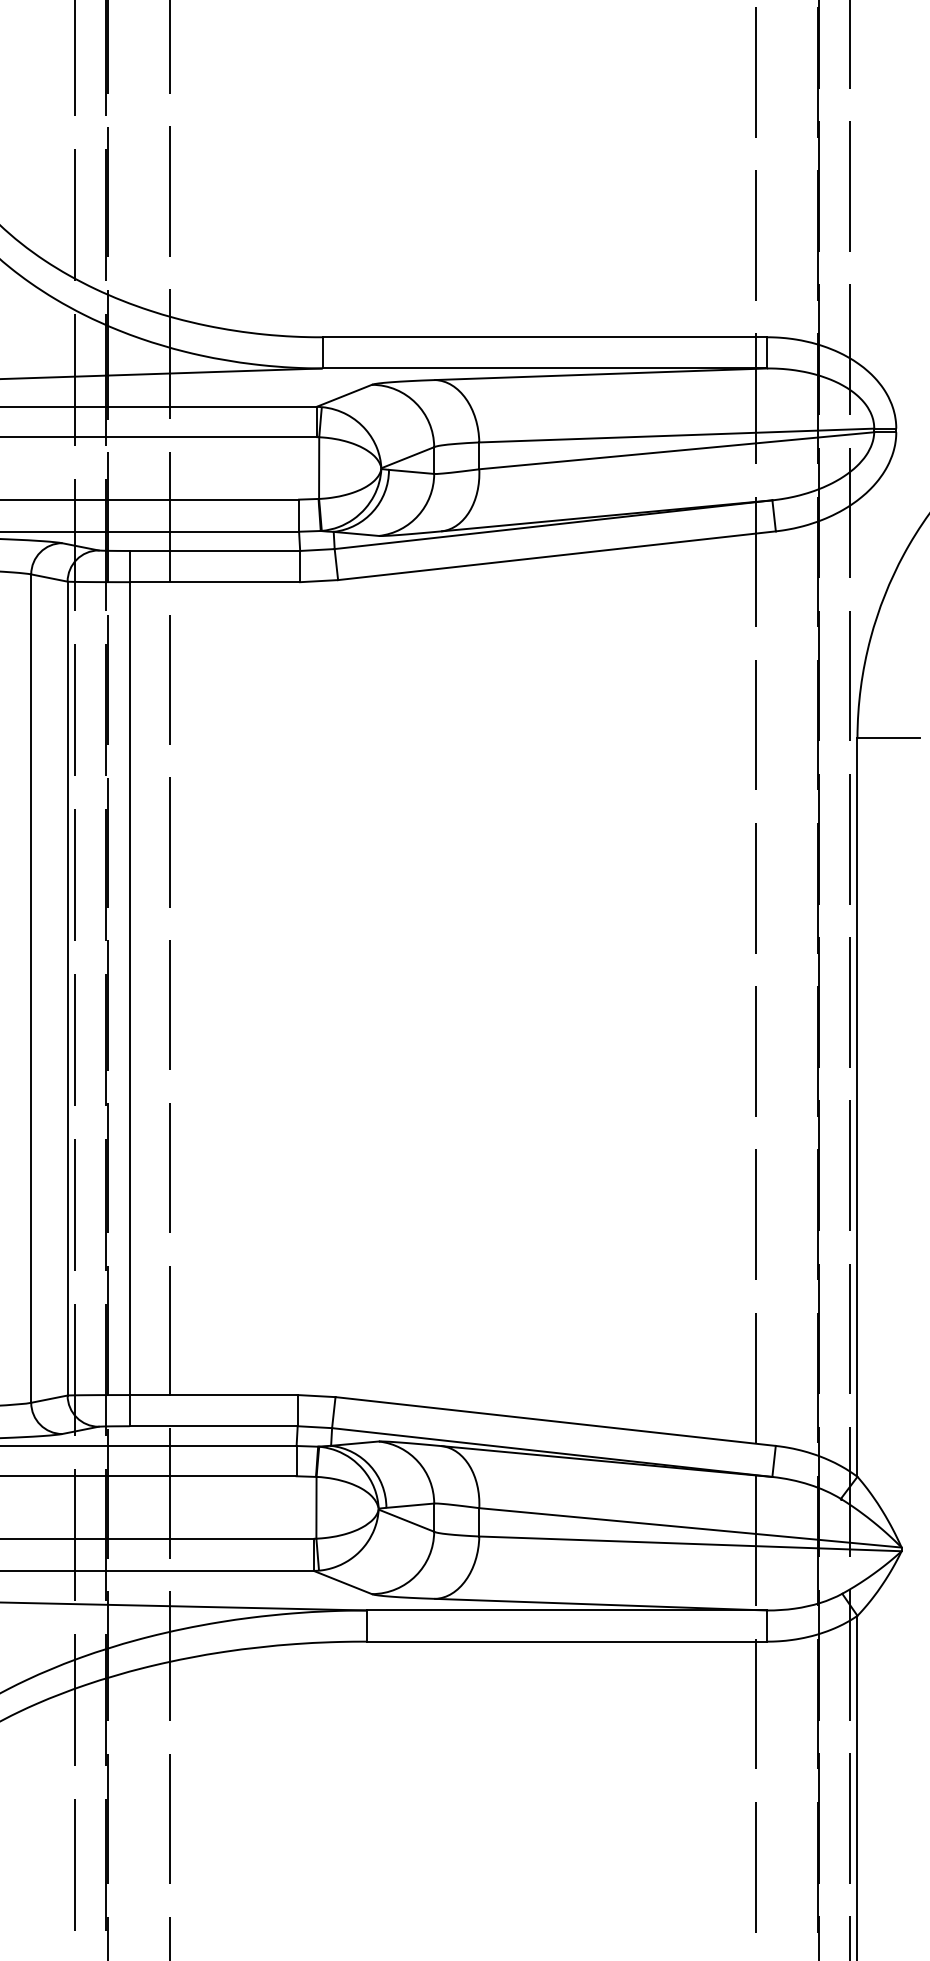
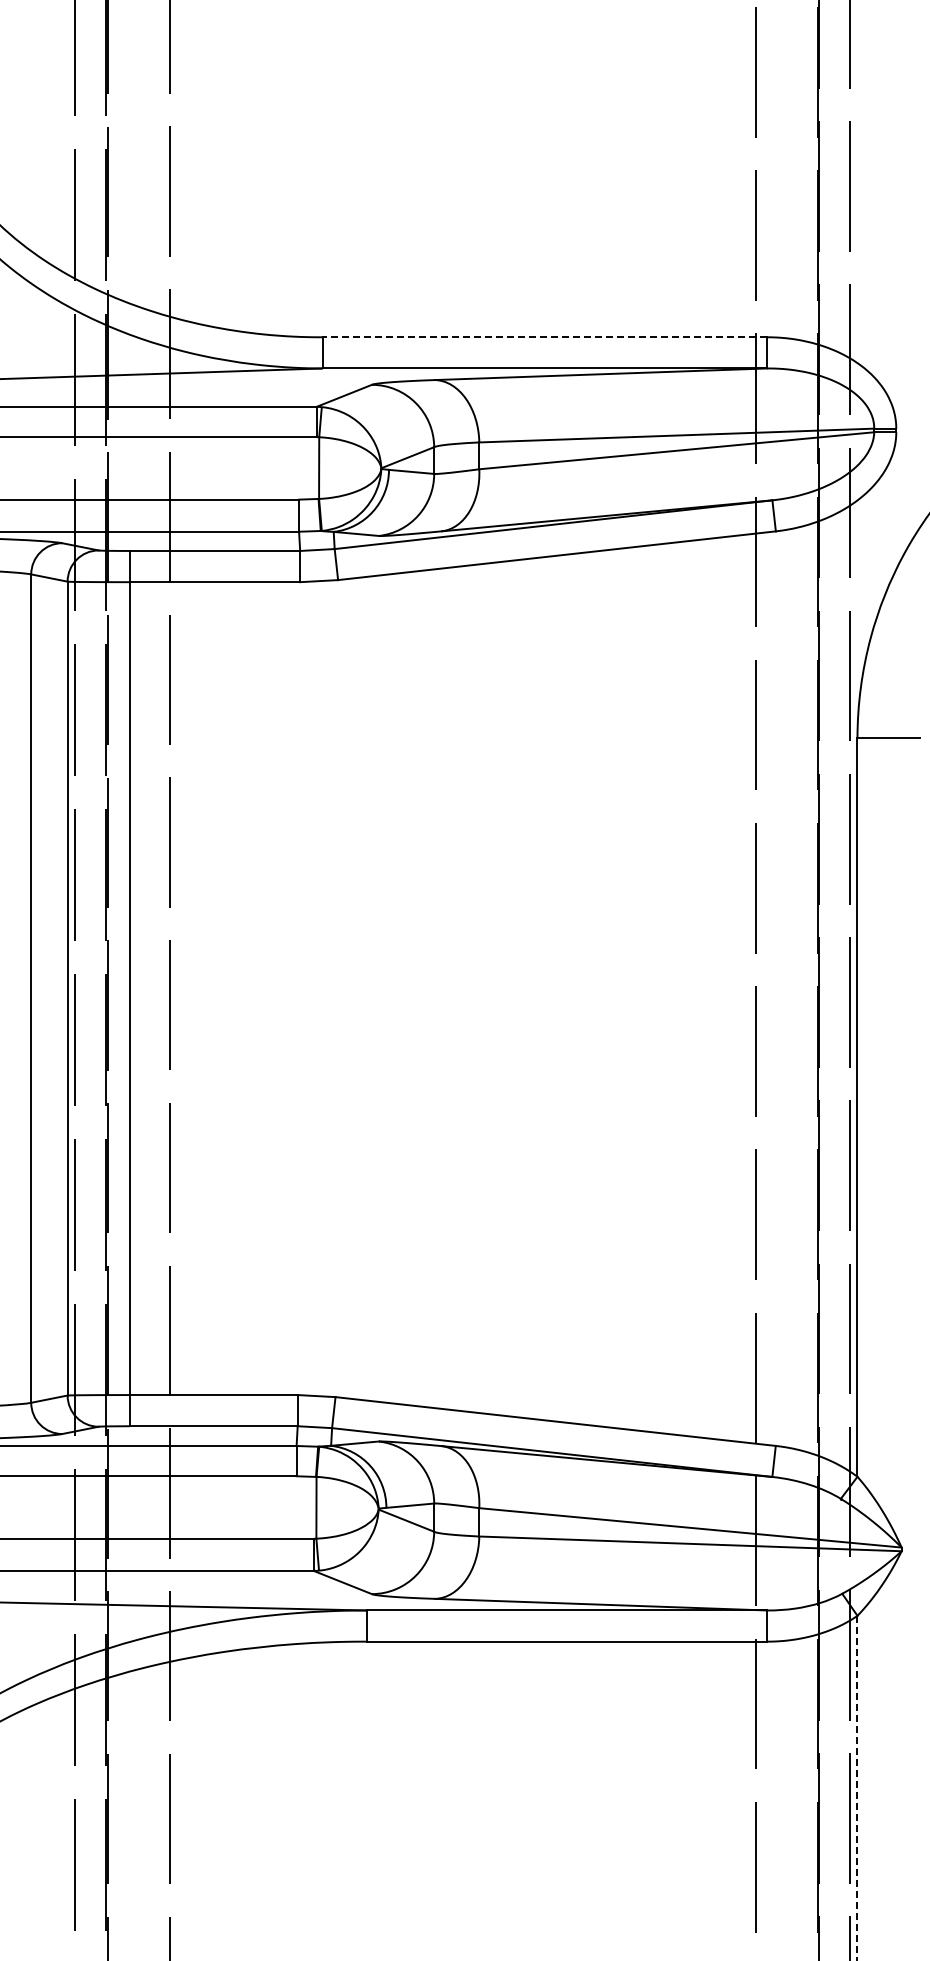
line: solid -> dashed (544, 337)
line: solid -> dashed (857, 1788)
